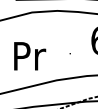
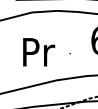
text position: (30, 56) -> (39, 52) (39, 52)
